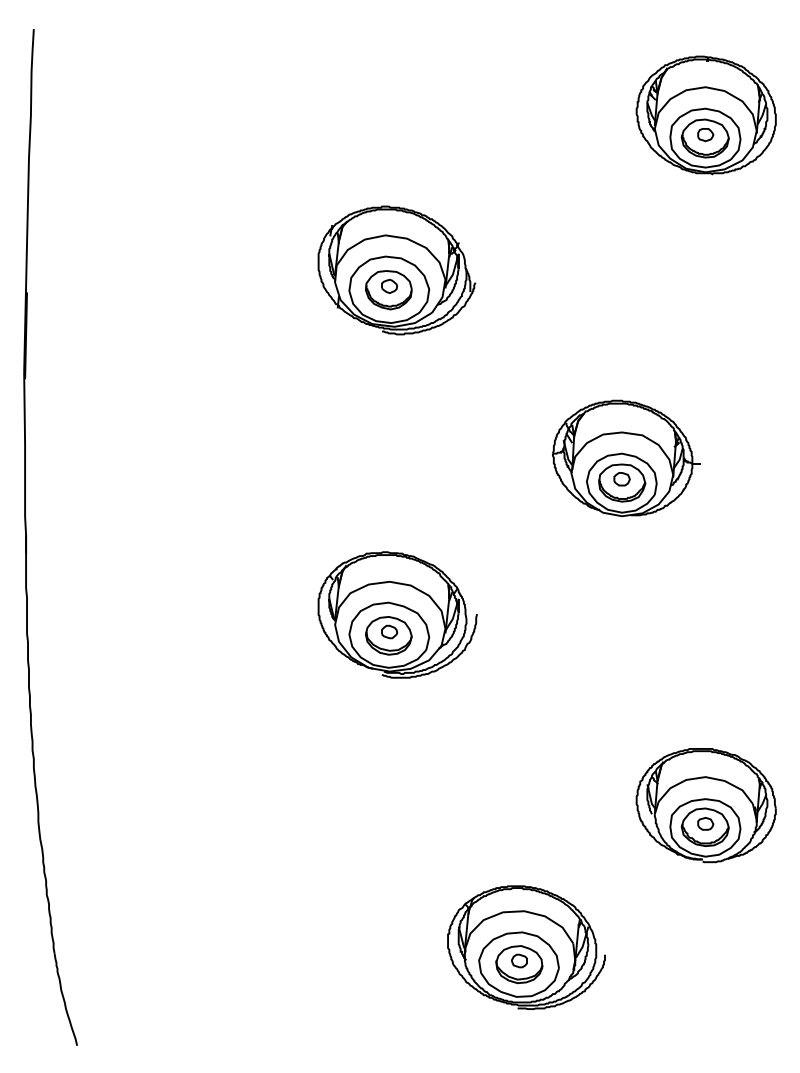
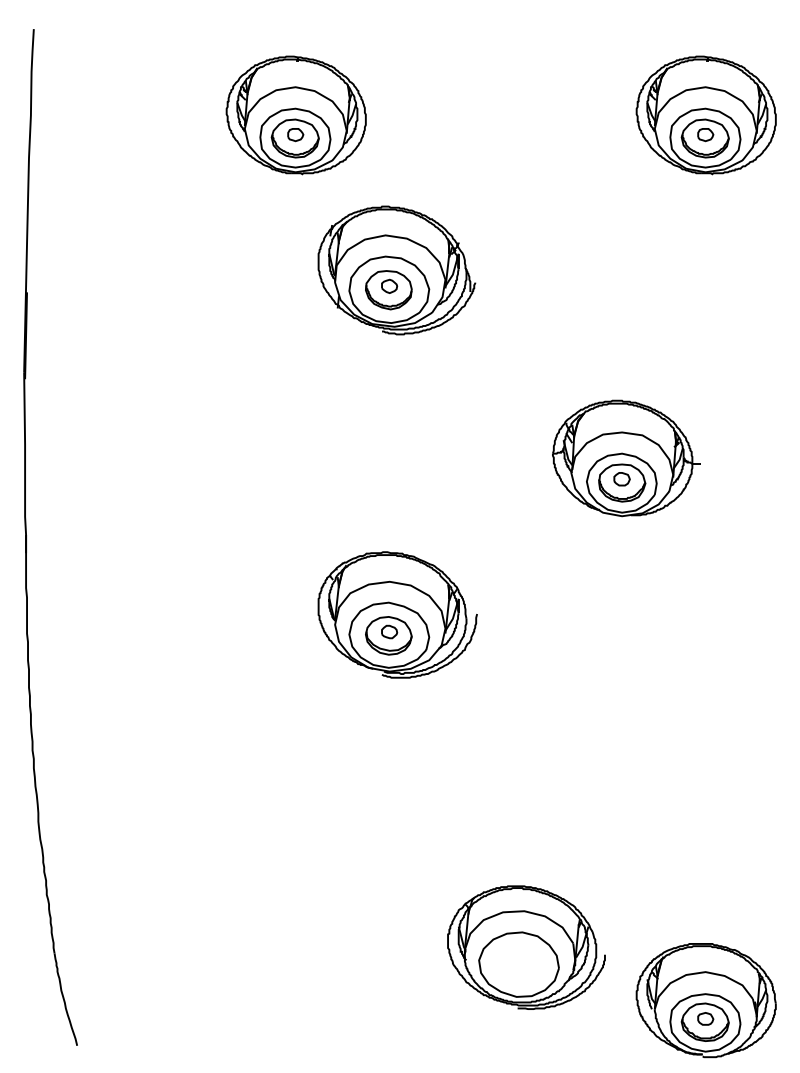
part: none -> present (295, 115)
part position: (705, 805) -> (705, 1000) (705, 1000)
part: present -> none (519, 964)
